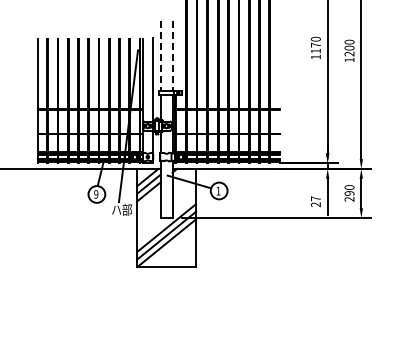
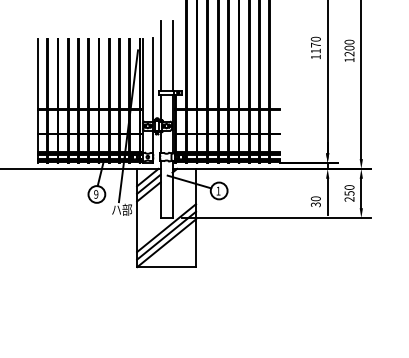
line: dashed -> solid (160, 56)
line: dashed -> solid (172, 56)
text: 290 -> 250 (349, 193)
text: 27 -> 30 (315, 201)
